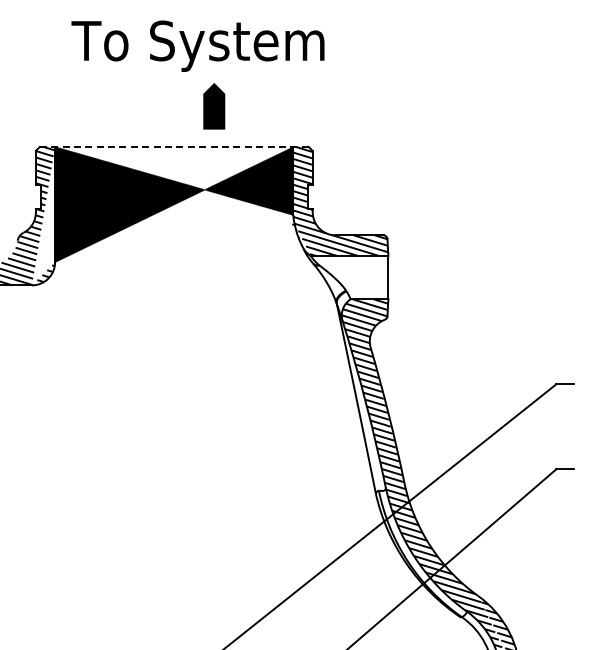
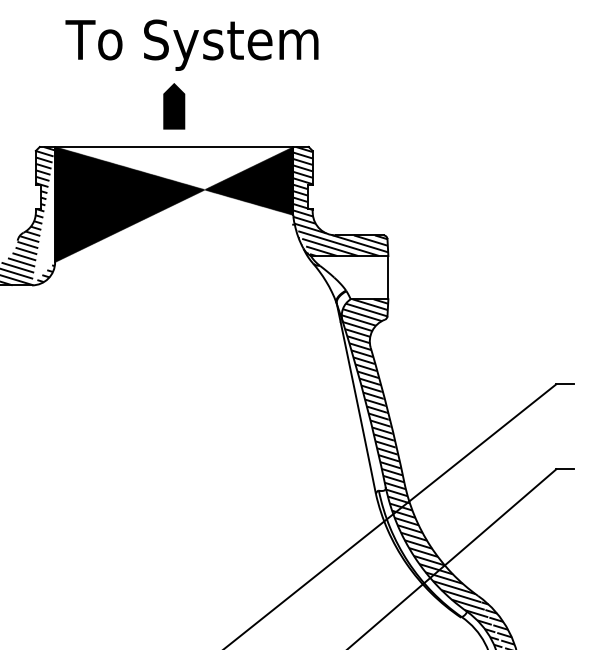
text position: (197, 45) -> (191, 44) (191, 44)
line position: (214, 106) -> (174, 106) (174, 106)
line: dashed -> solid (173, 147)
